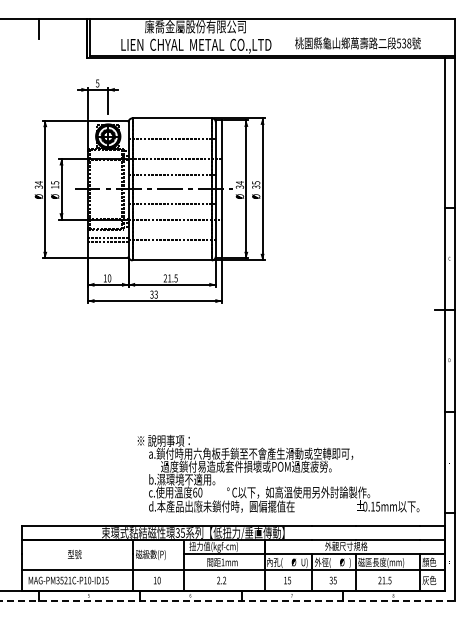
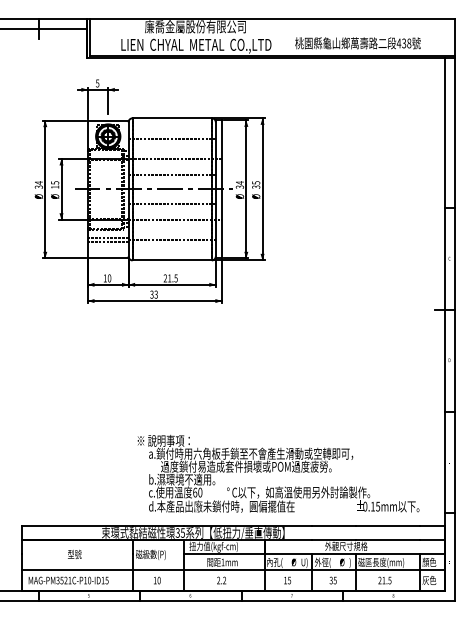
line: none -> present (44, 28)
text: 538 -> 438 (398, 43)
line: dashed -> solid (228, 601)
